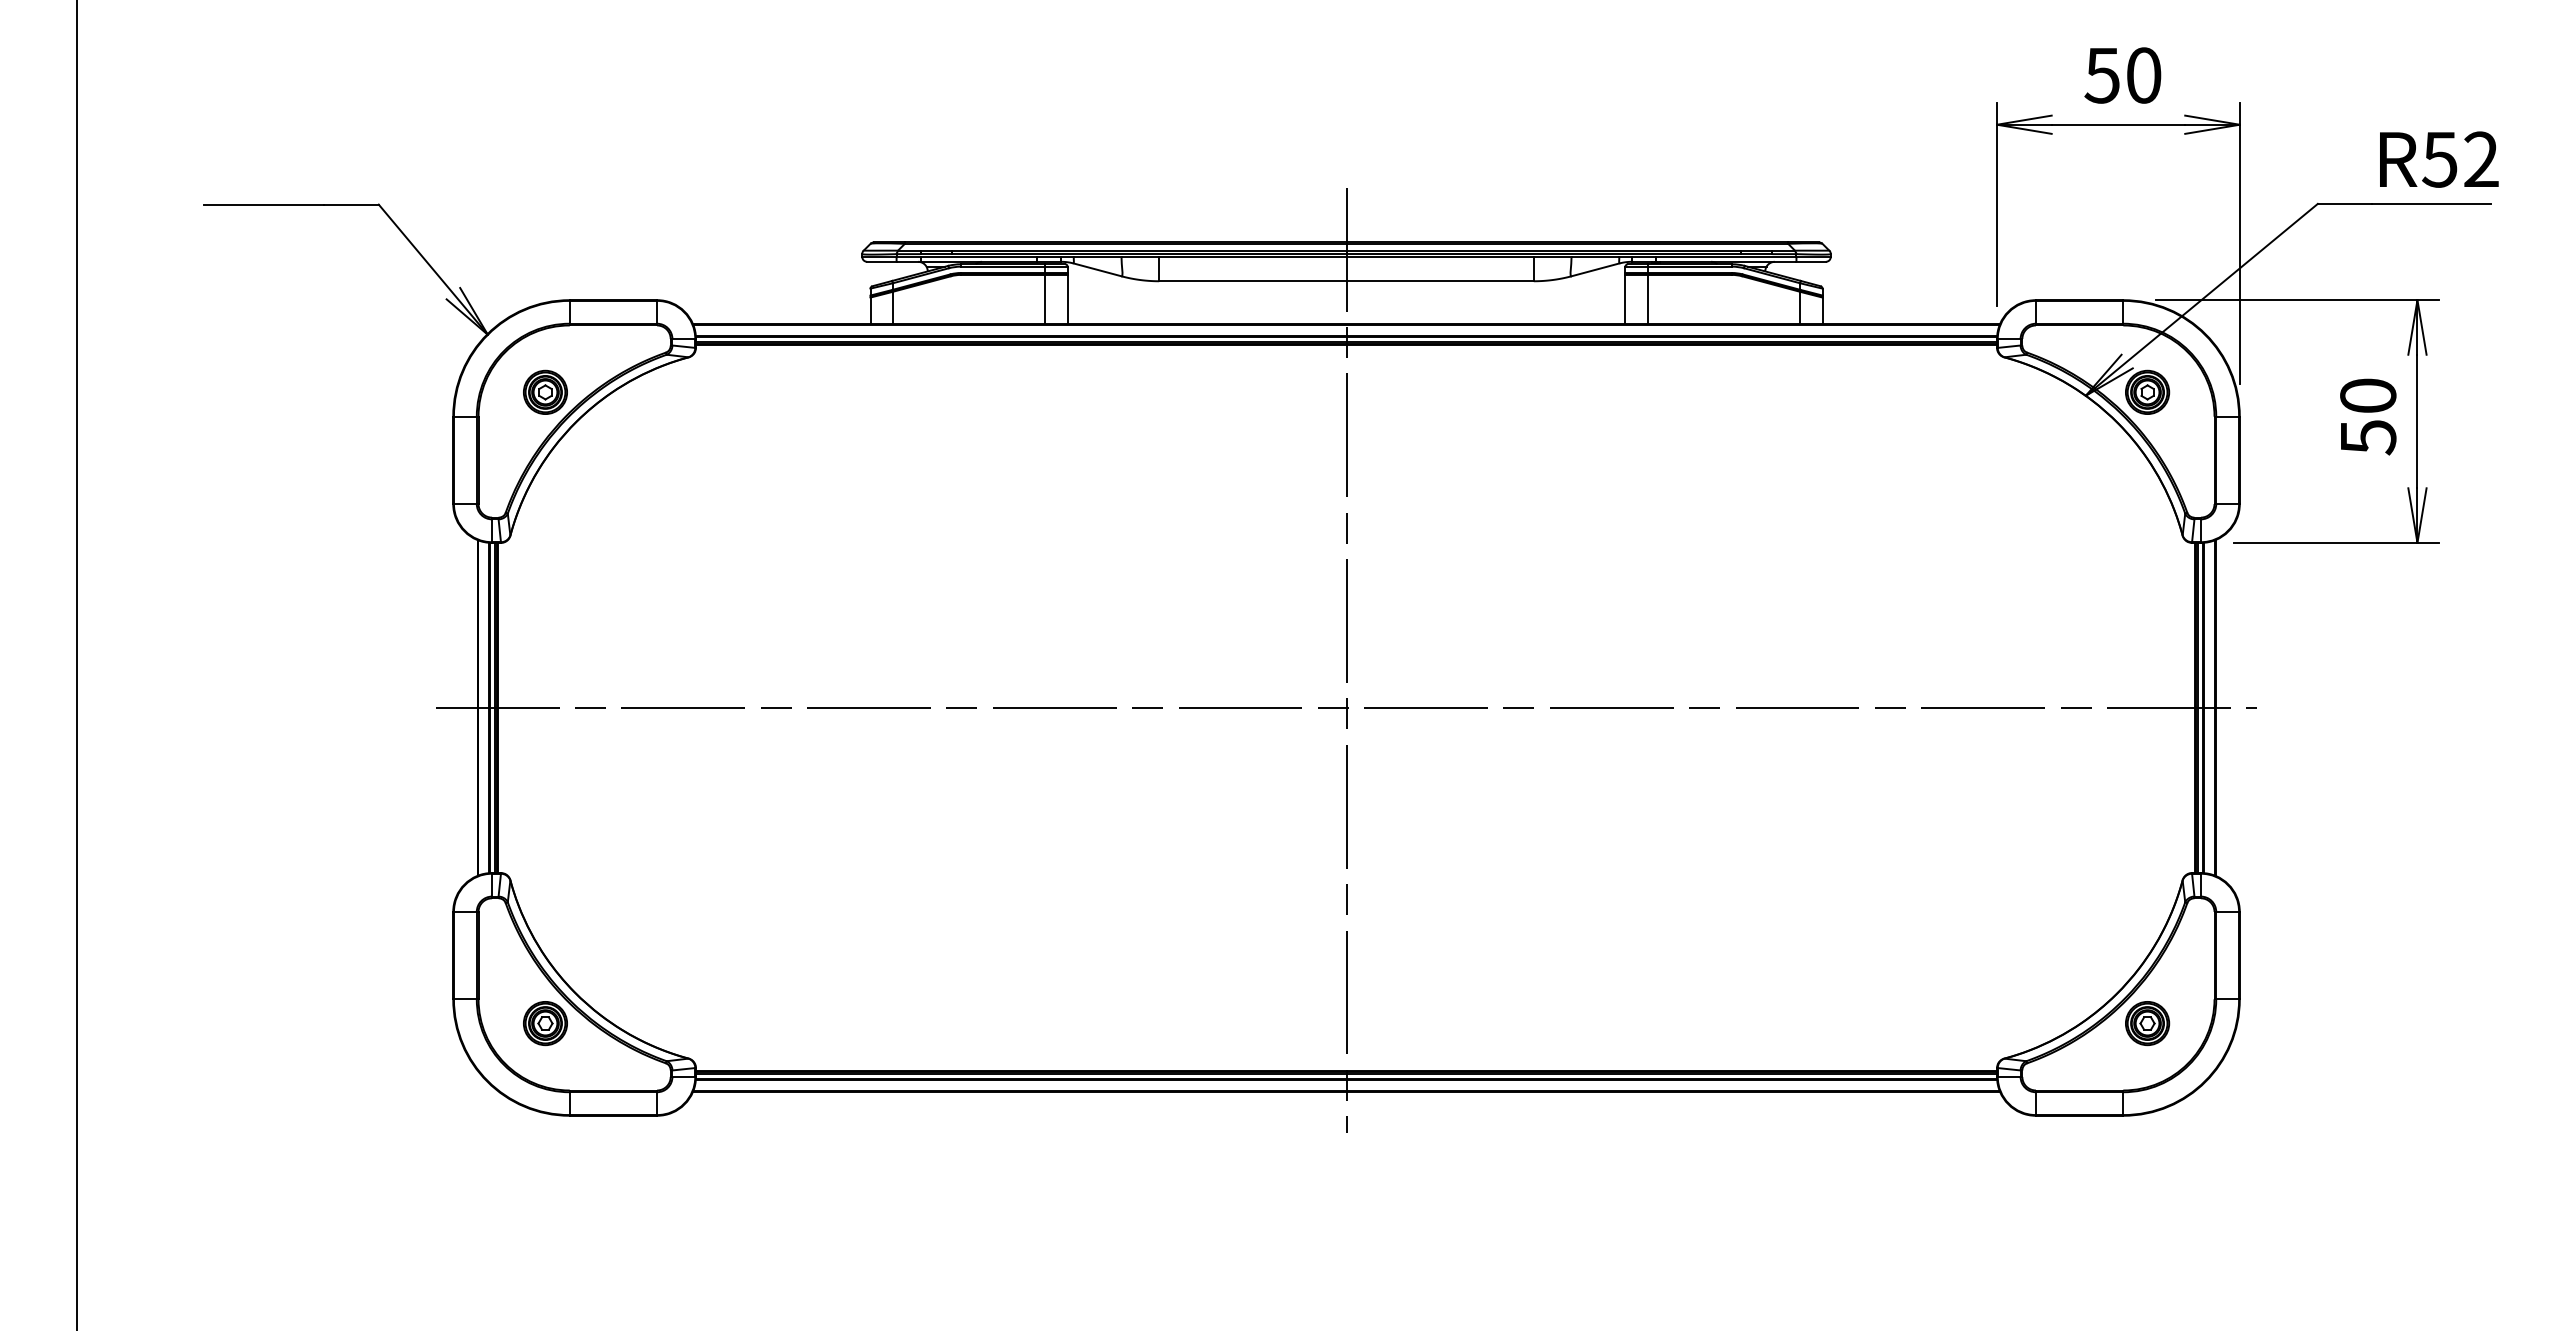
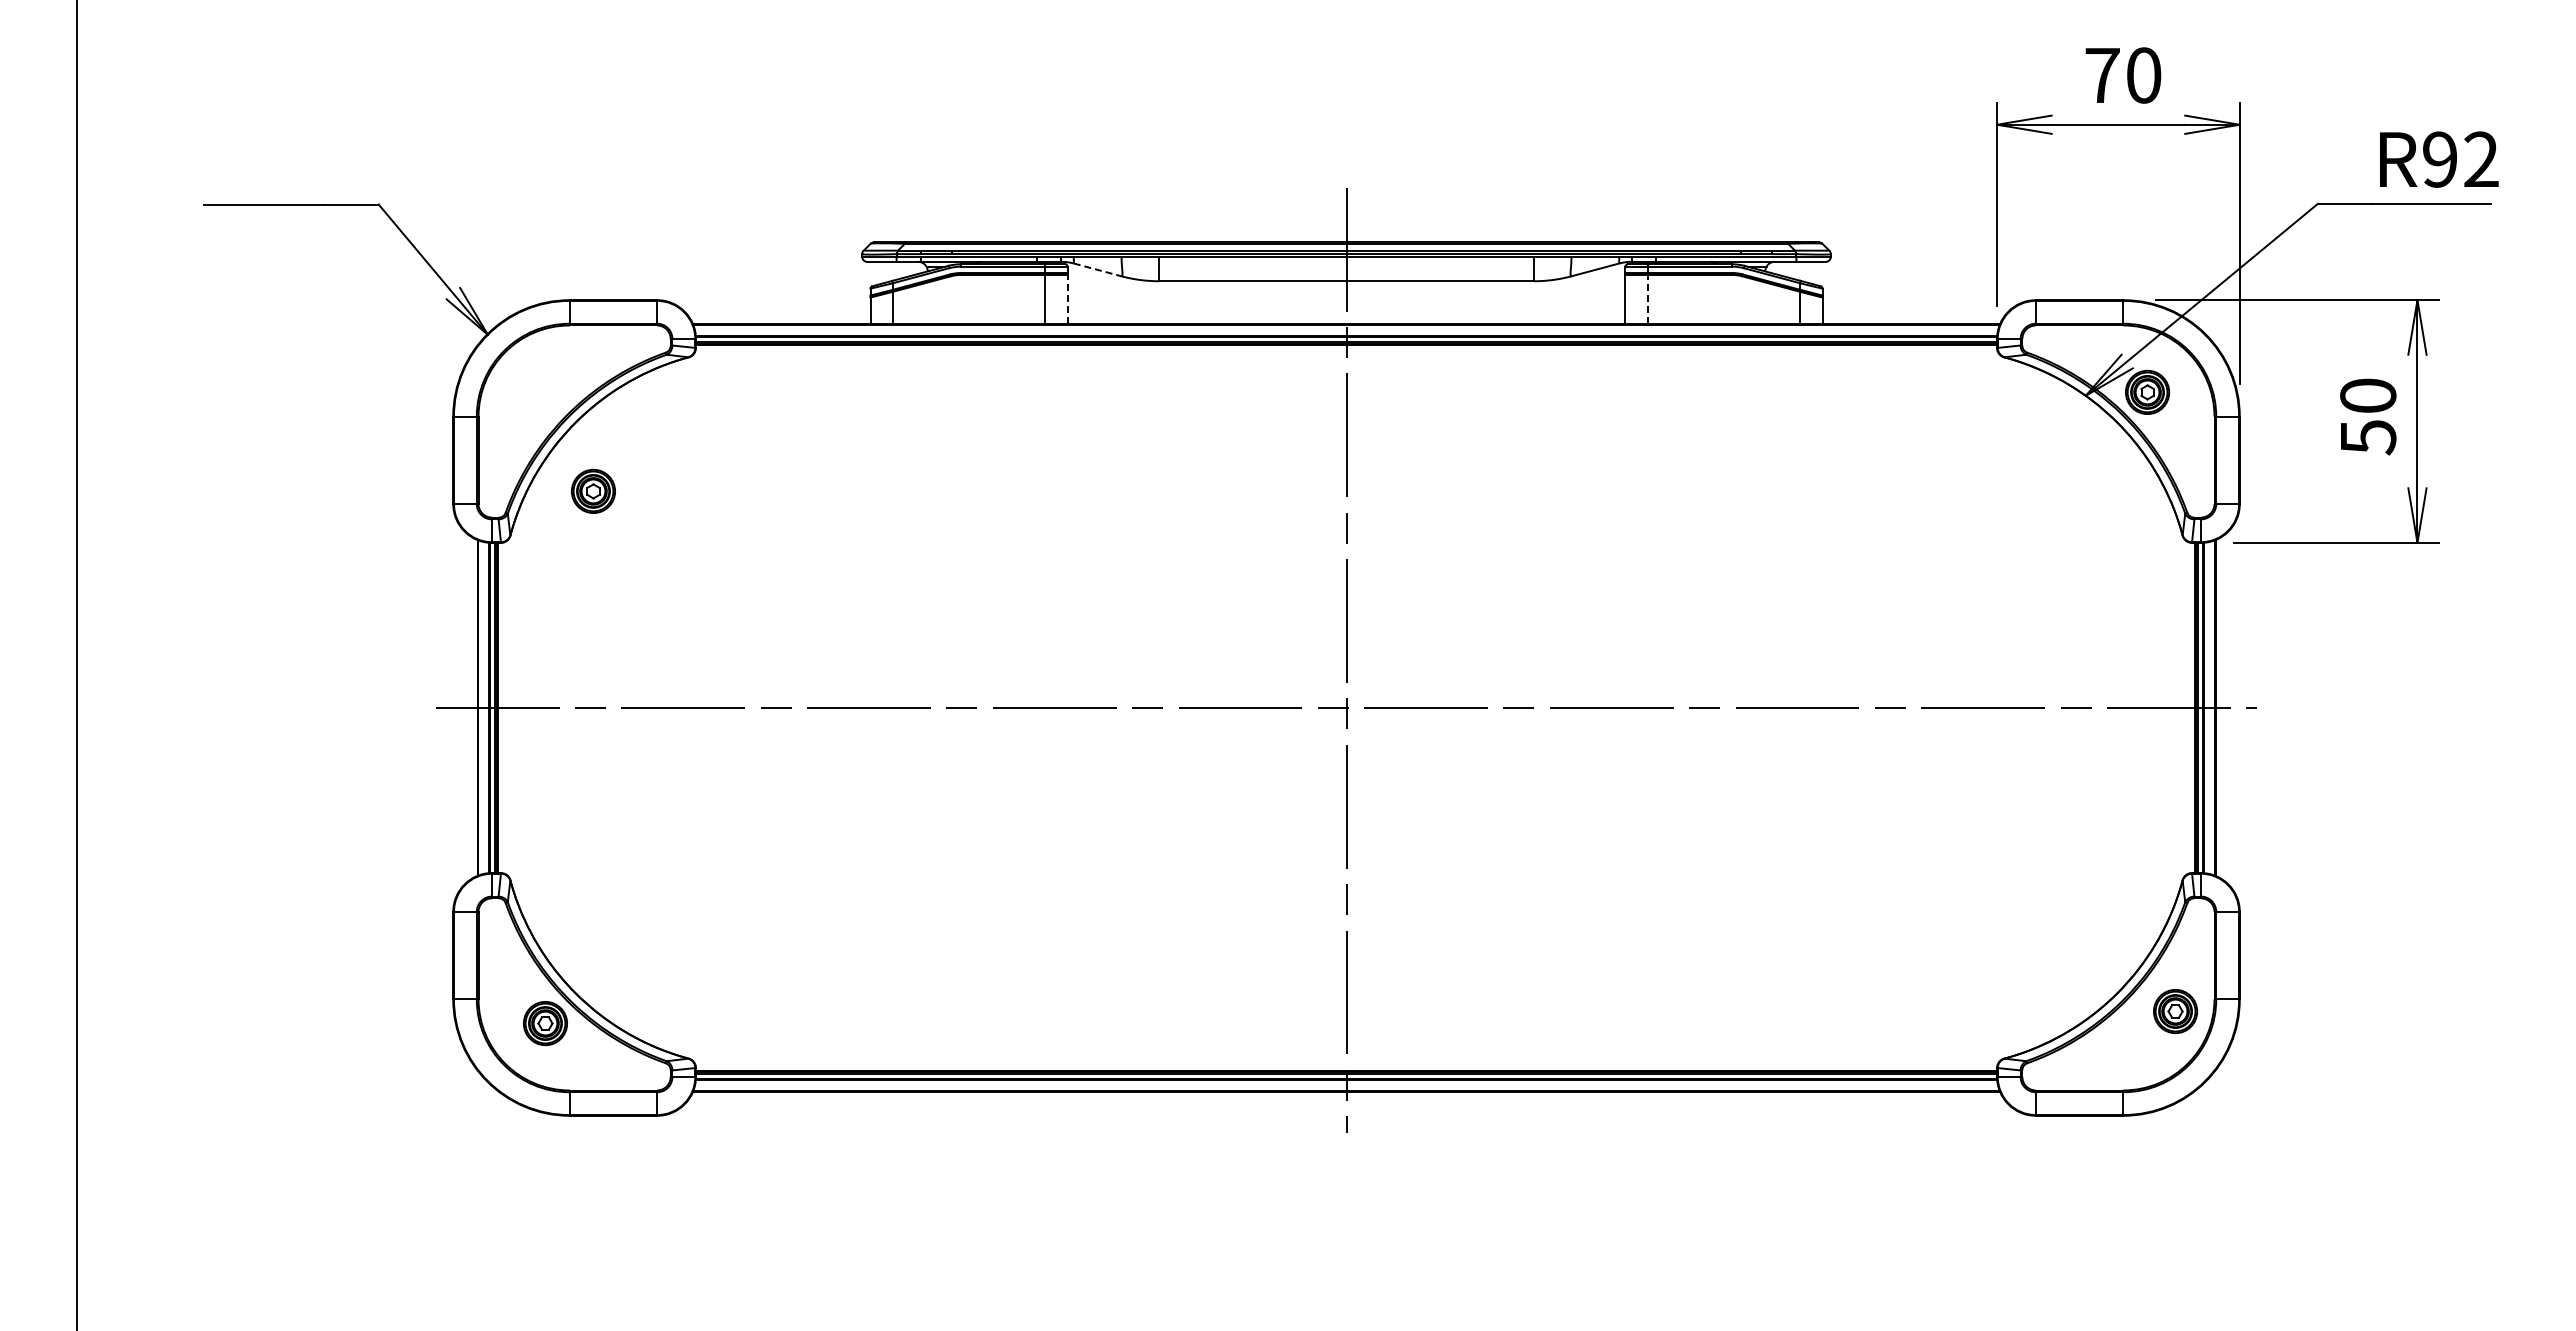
text: 50 -> 70 (2101, 75)
text: R52 -> R92 (2439, 159)
line: solid -> dashed (1097, 269)
line: solid -> dashed (1067, 299)
line: solid -> dashed (1647, 299)
part position: (545, 391) -> (593, 490) (593, 490)
part position: (2147, 1023) -> (2175, 1011) (2175, 1011)
